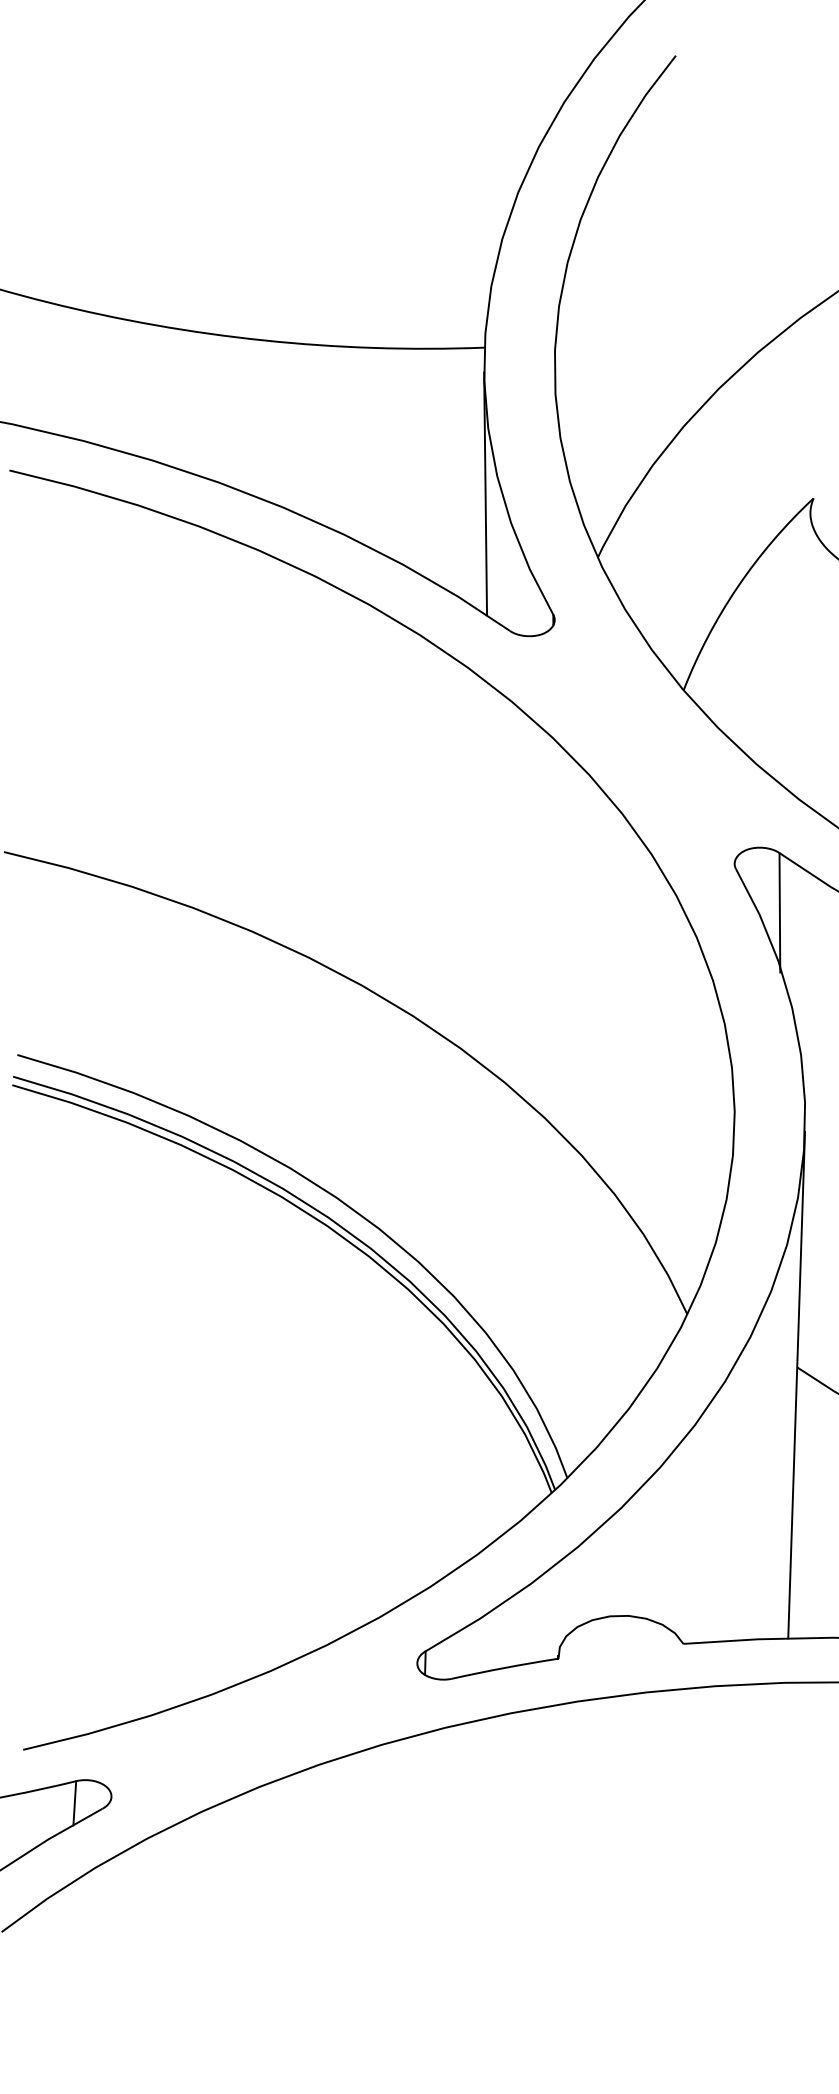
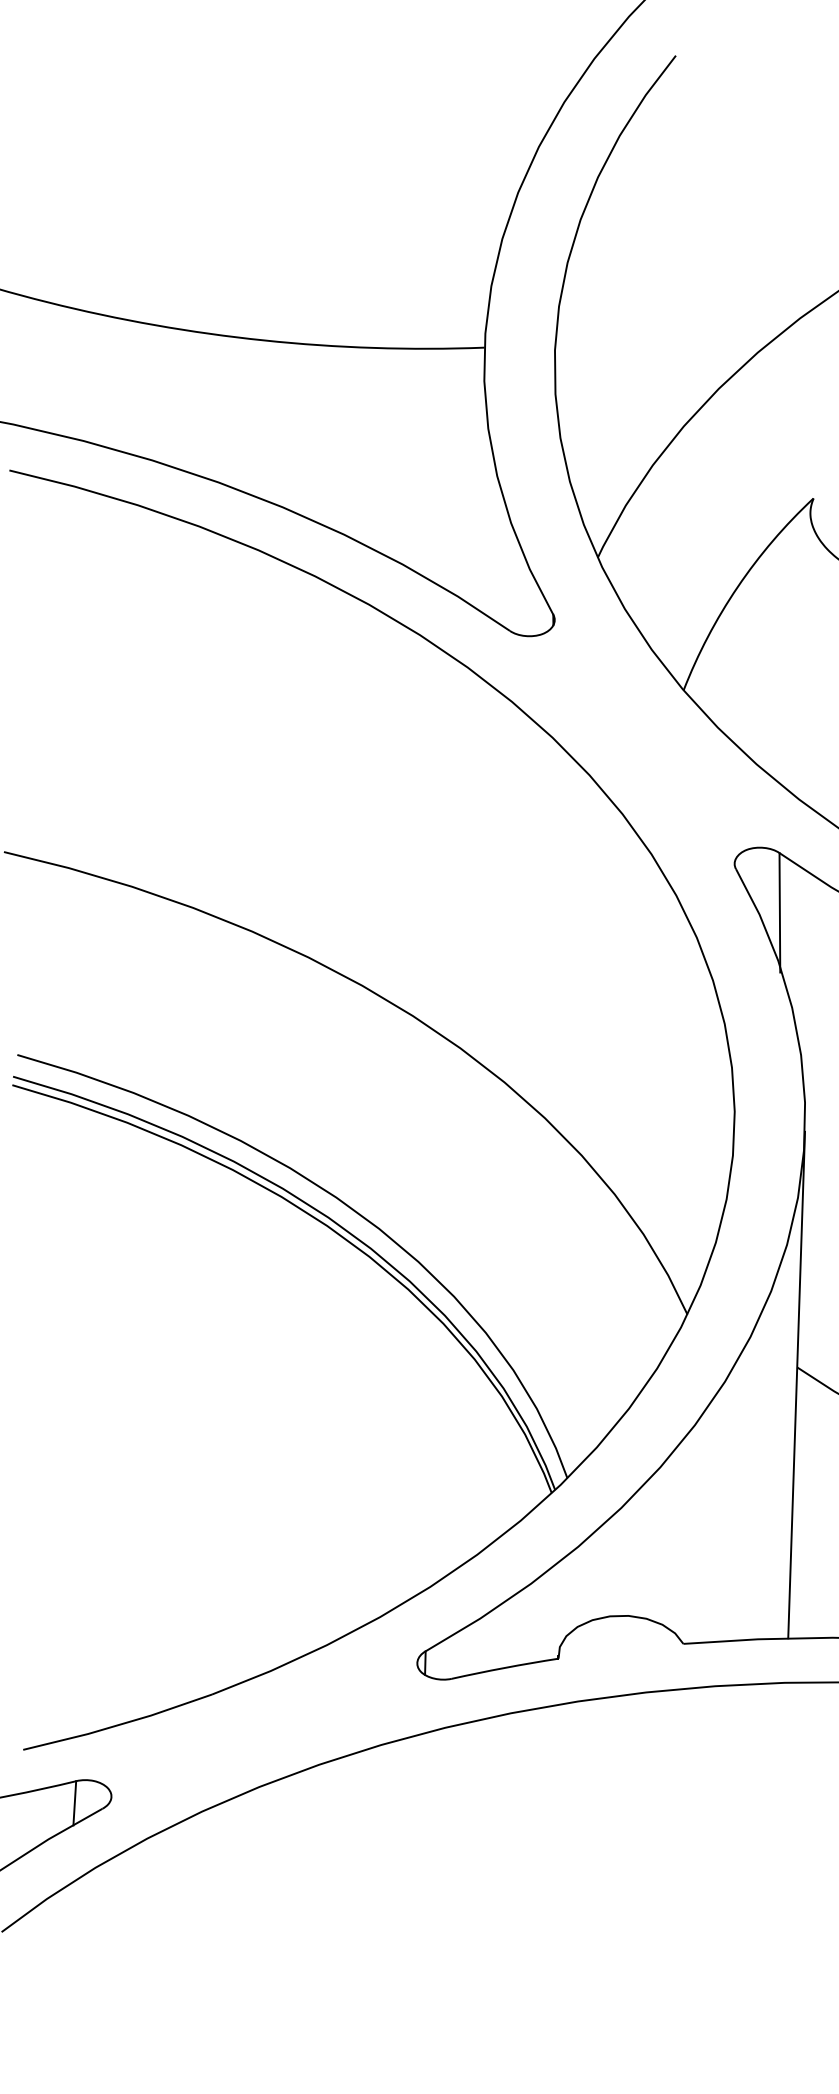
line: present -> none (485, 493)
